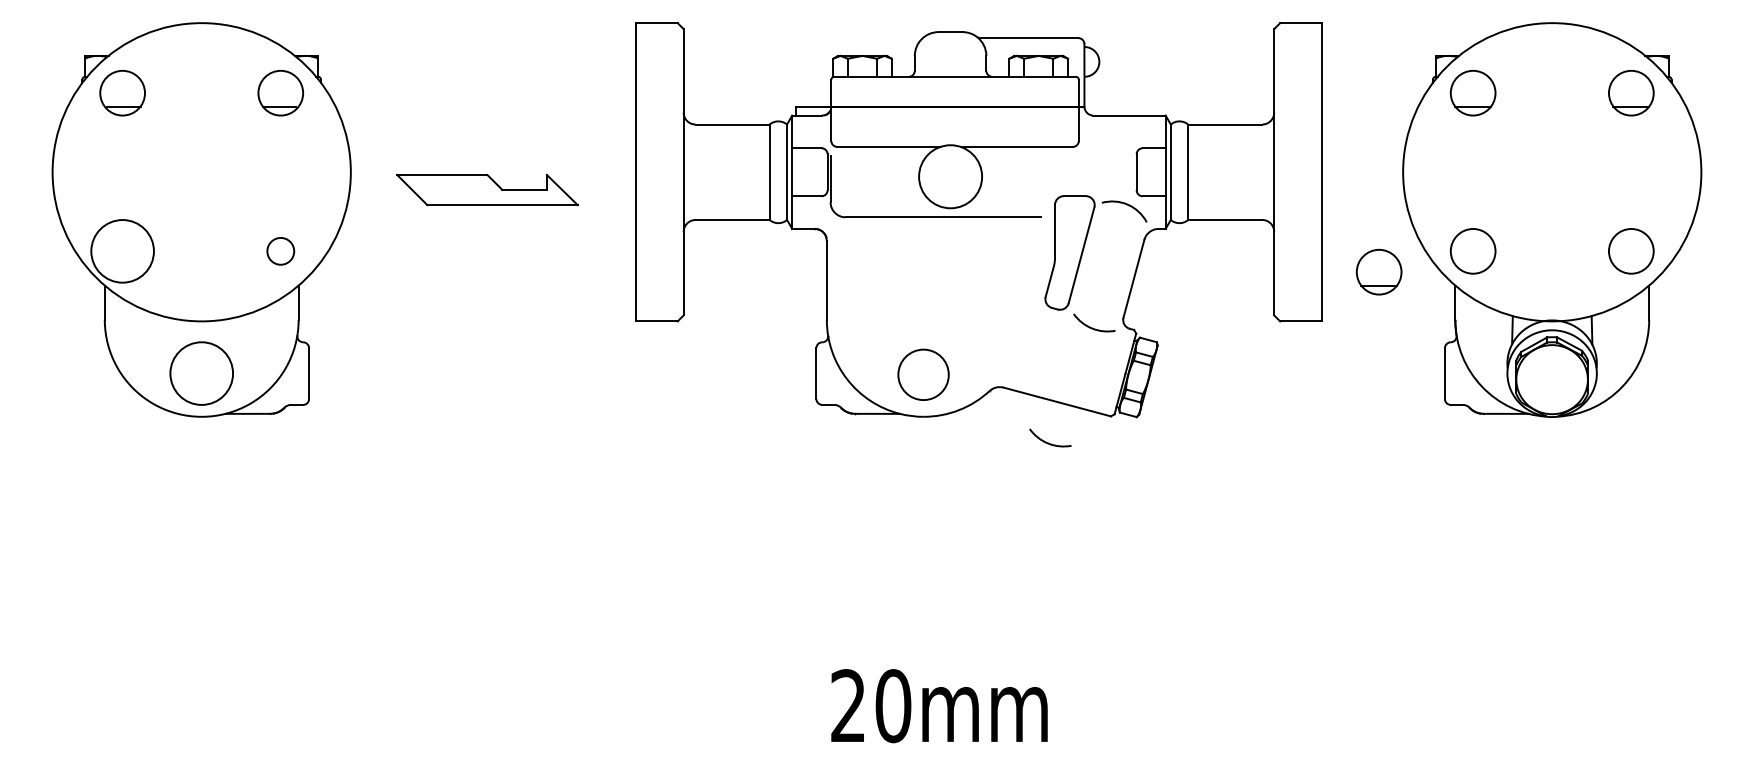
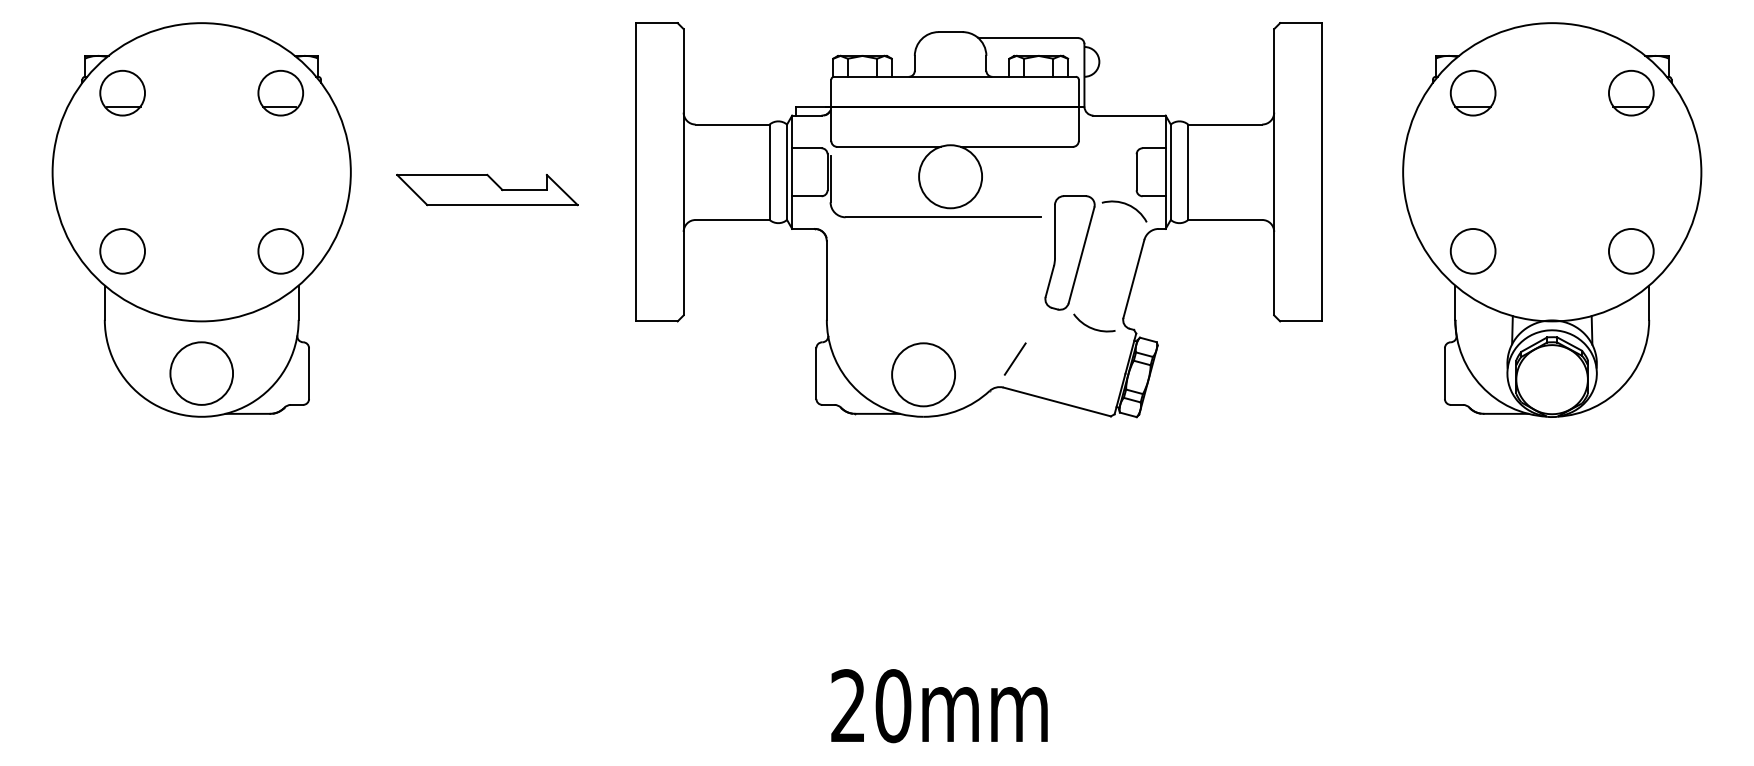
circle diameter: 27 px -> 45 px (280, 250)
circle diameter: 63 px -> 45 px (122, 250)
part: present -> none (1378, 271)
line: none -> present (1014, 358)
circle size: 53x53 px -> 65x66 px (923, 374)
arc: present -> none (1048, 442)
